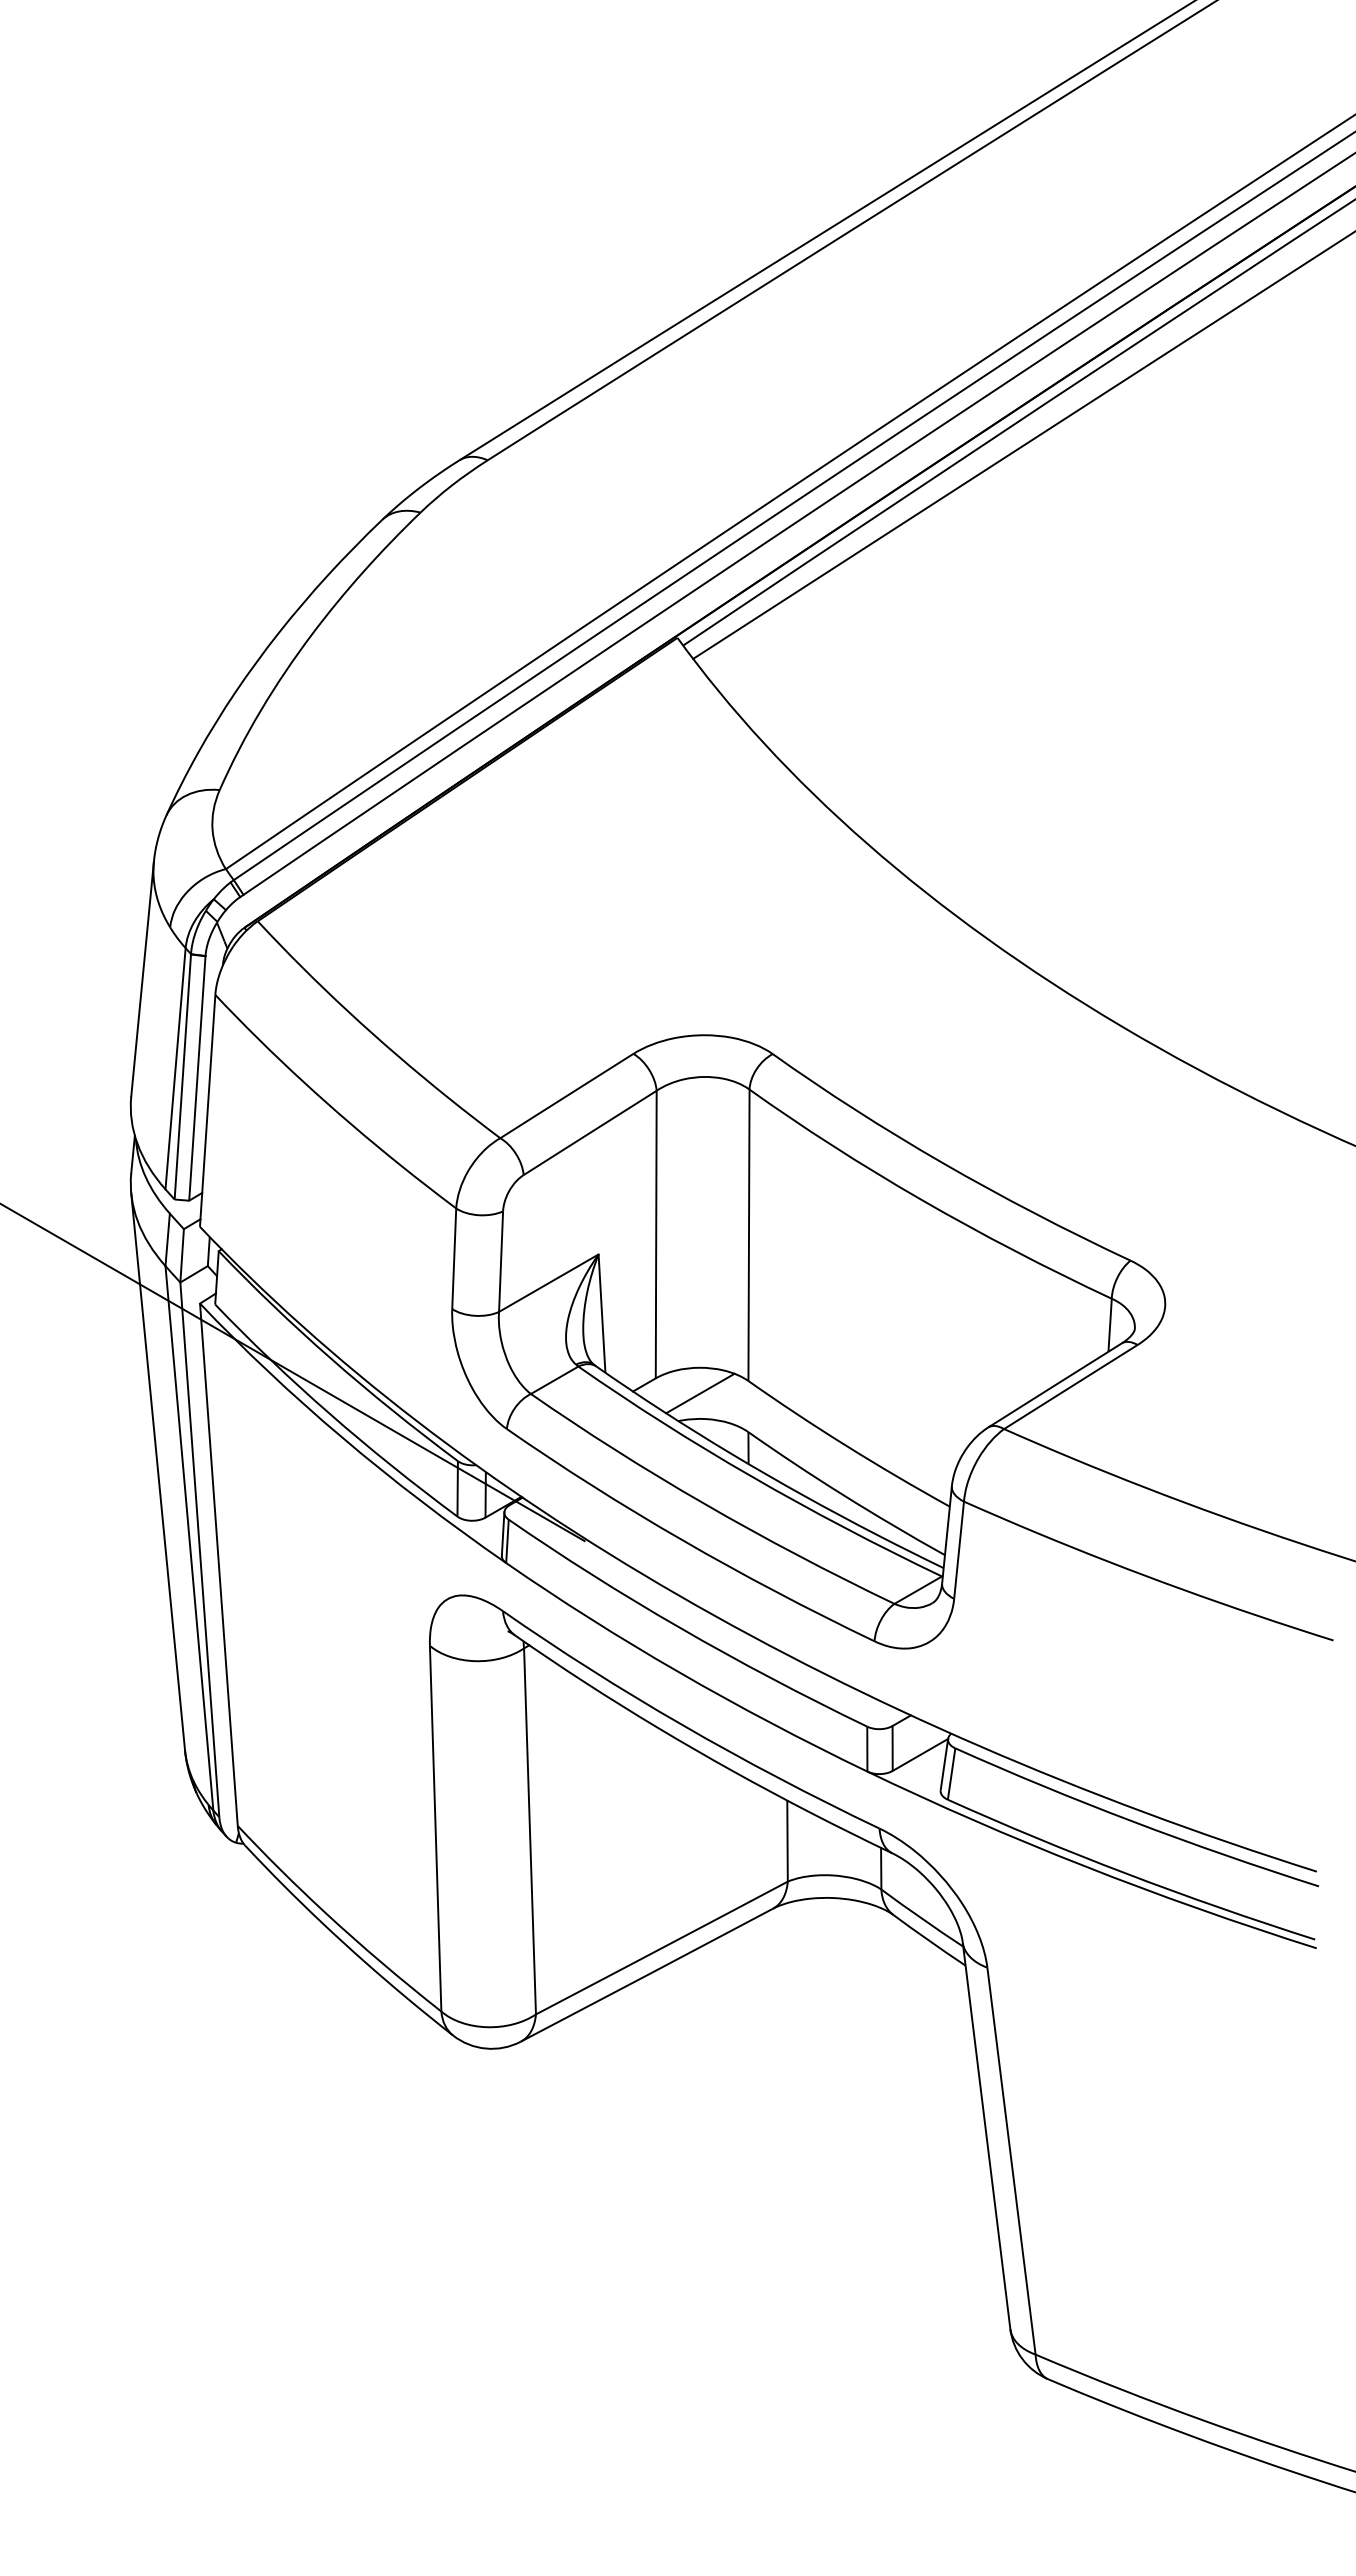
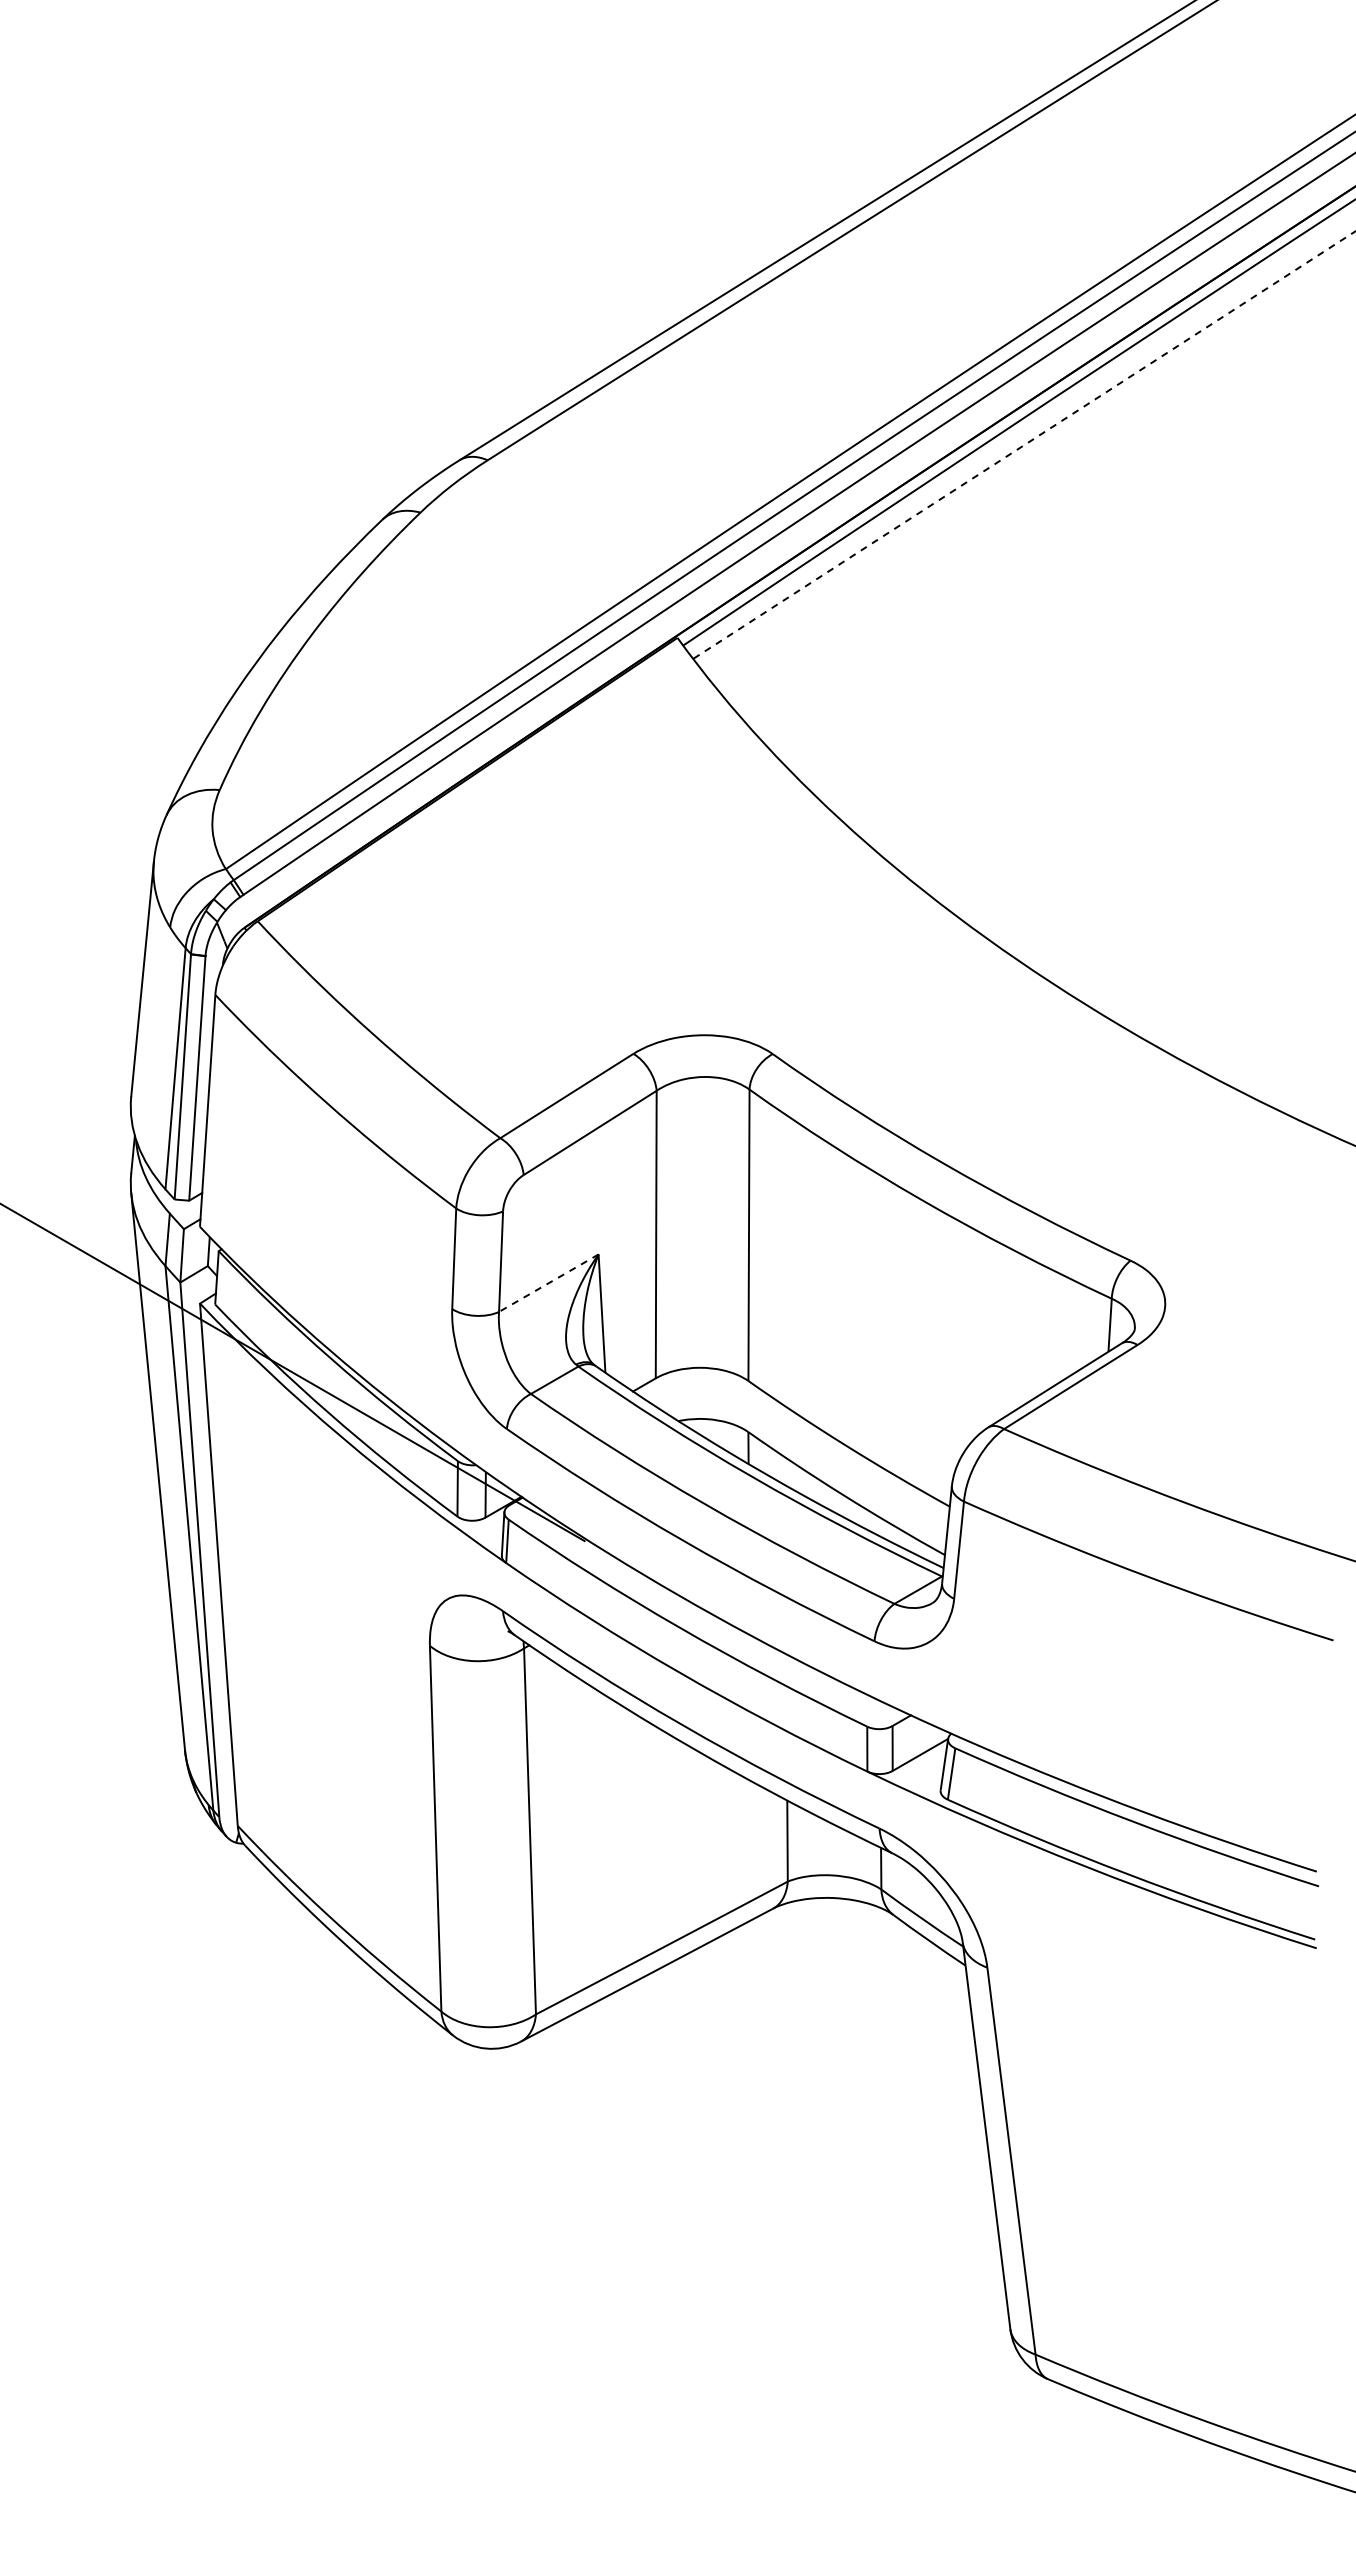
line: solid -> dashed (1024, 445)
line: solid -> dashed (548, 1283)
line: present -> none (700, 1393)
